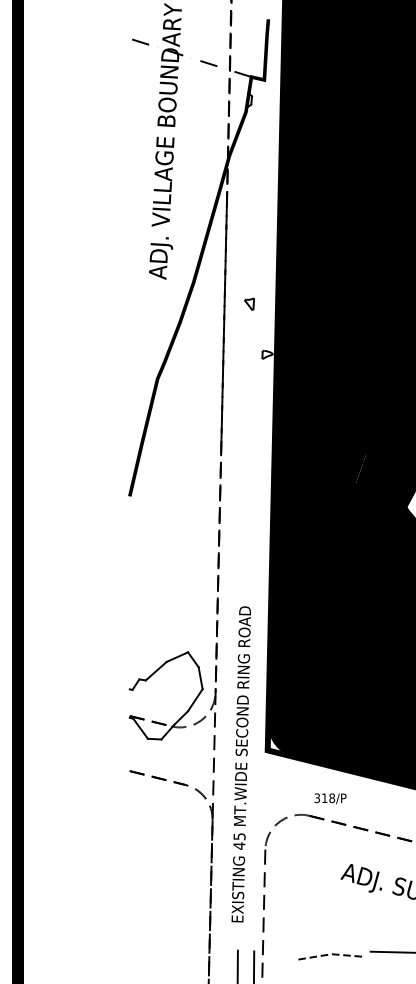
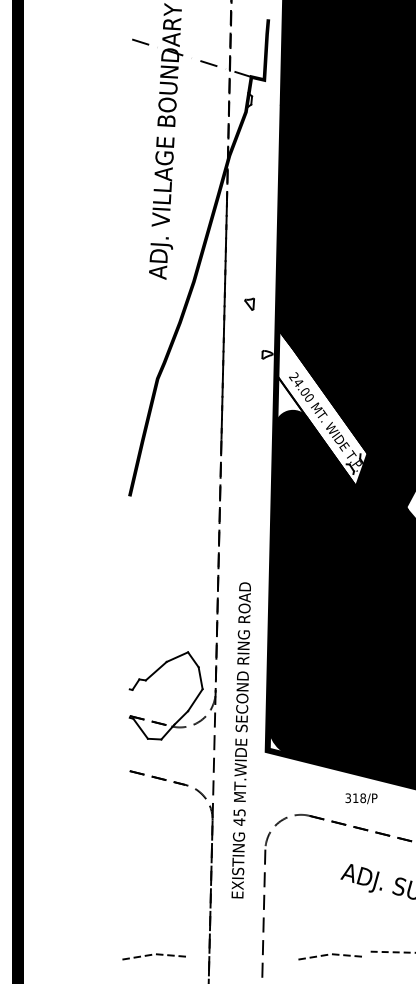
fill: present -> none (320, 400)
text position: (240, 764) -> (240, 740) (240, 740)
text position: (330, 798) -> (361, 798) (361, 798)
line: solid -> dashed (393, 952)
line: none -> present (152, 955)
line: present -> none (237, 965)
line: present -> none (253, 965)
